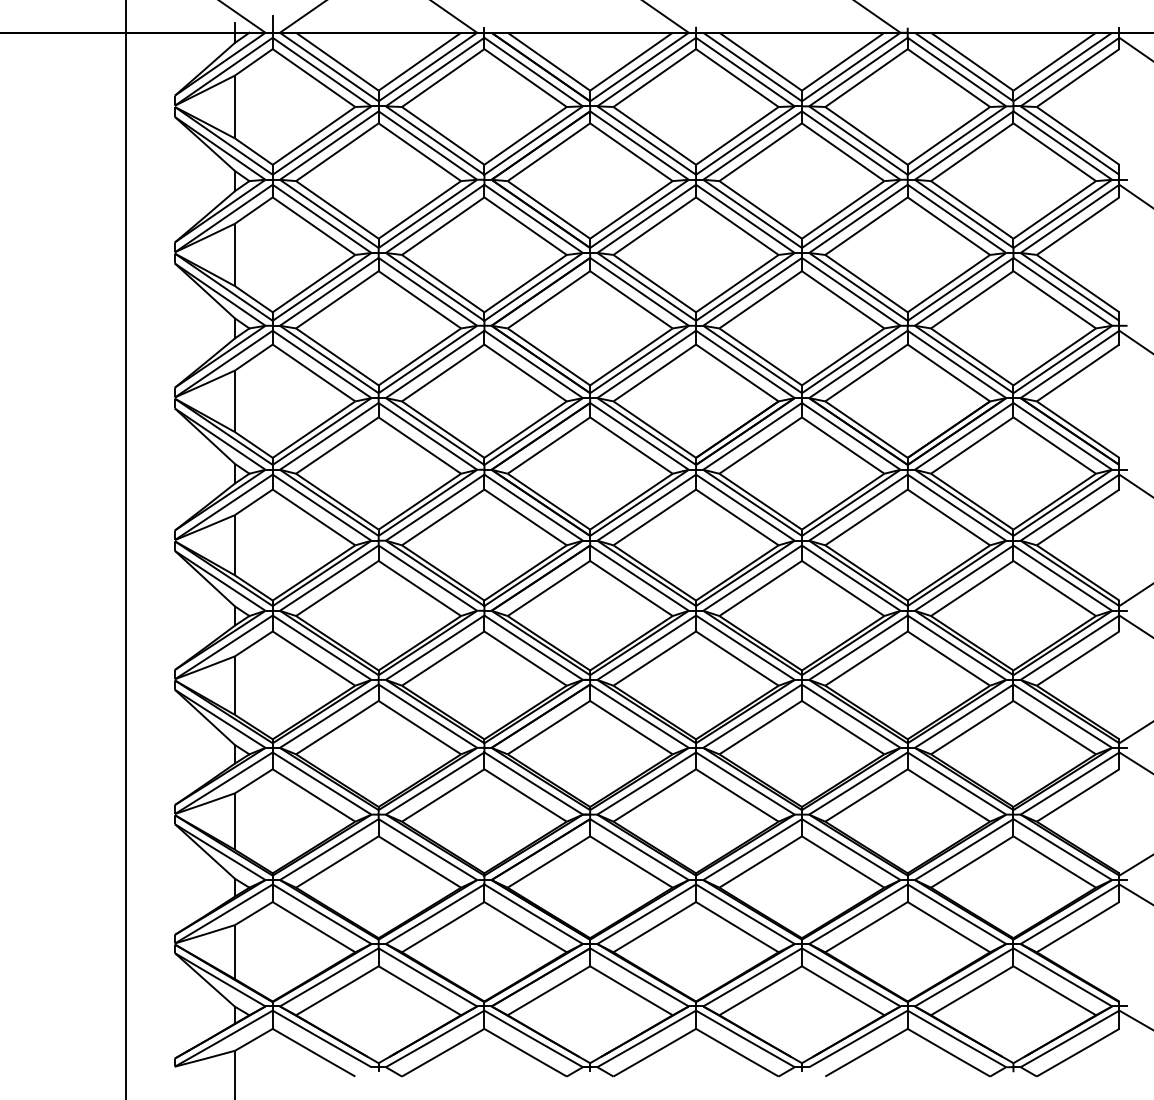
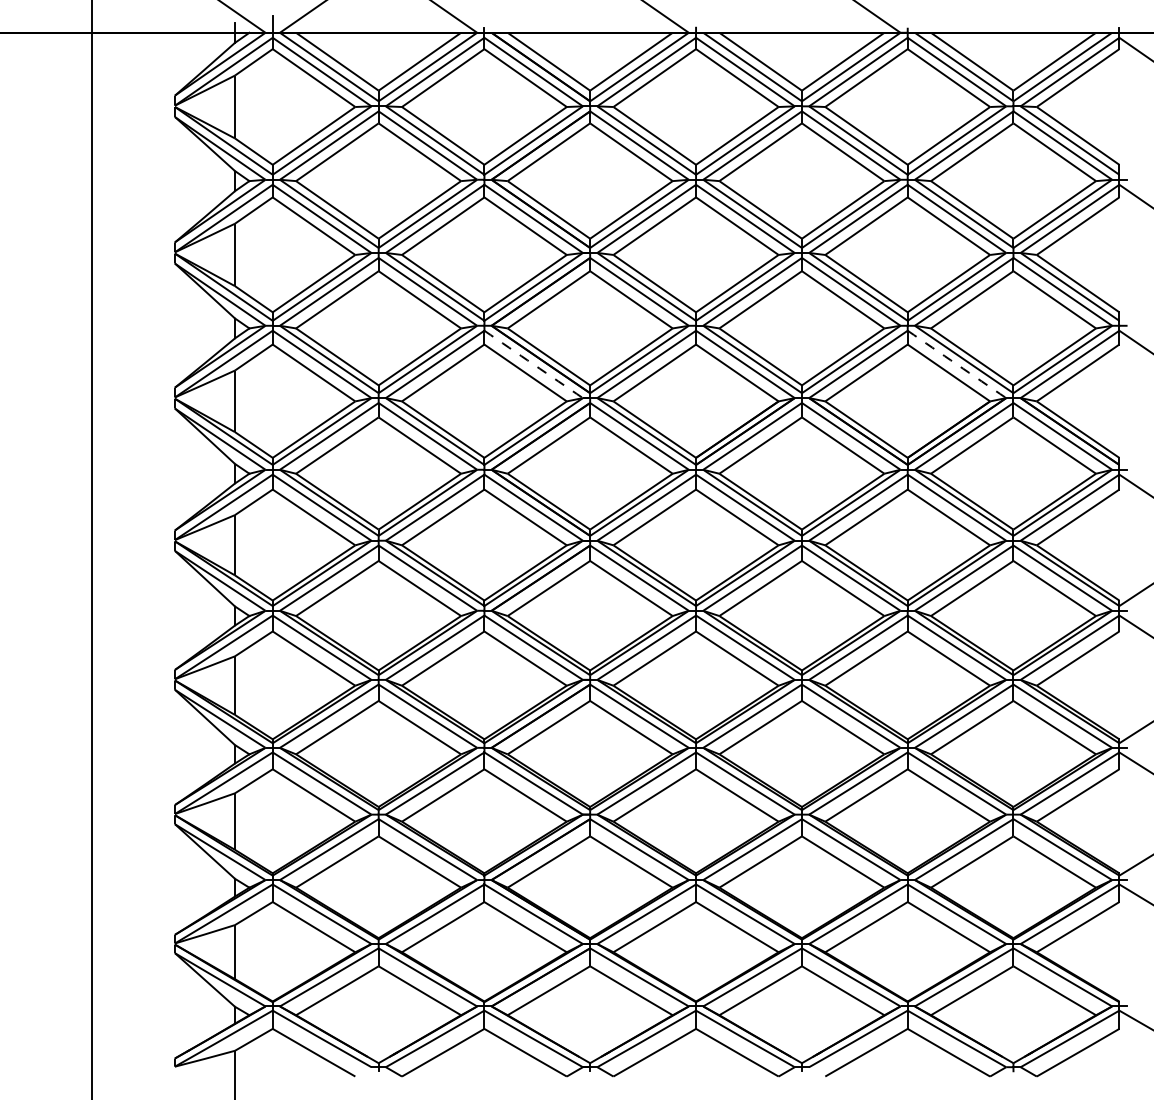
arc: solid -> dashed (533, 364)
arc: solid -> dashed (956, 364)
line position: (125, 549) -> (91, 549) (91, 549)
